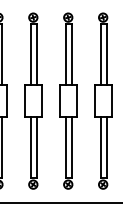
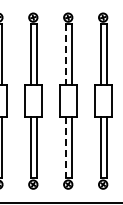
line: solid -> dashed (65, 54)
line: solid -> dashed (65, 147)
